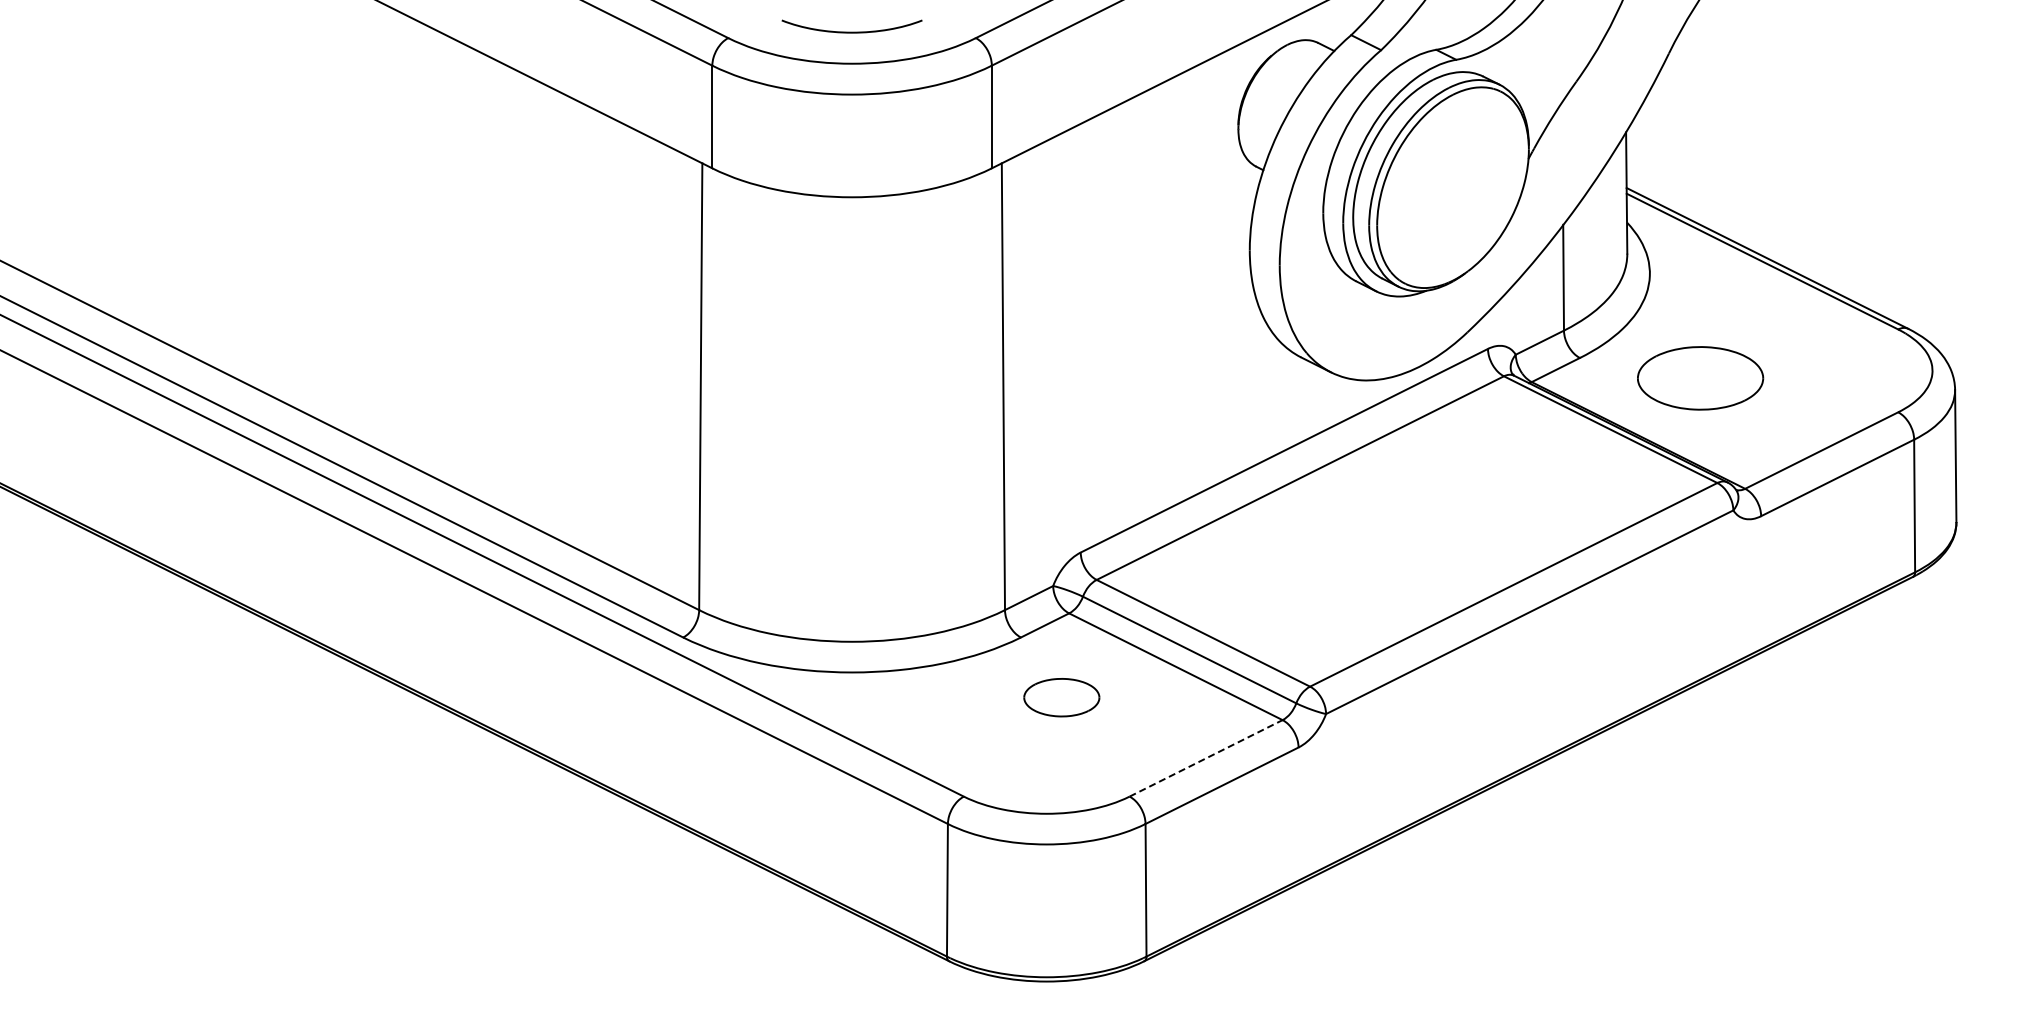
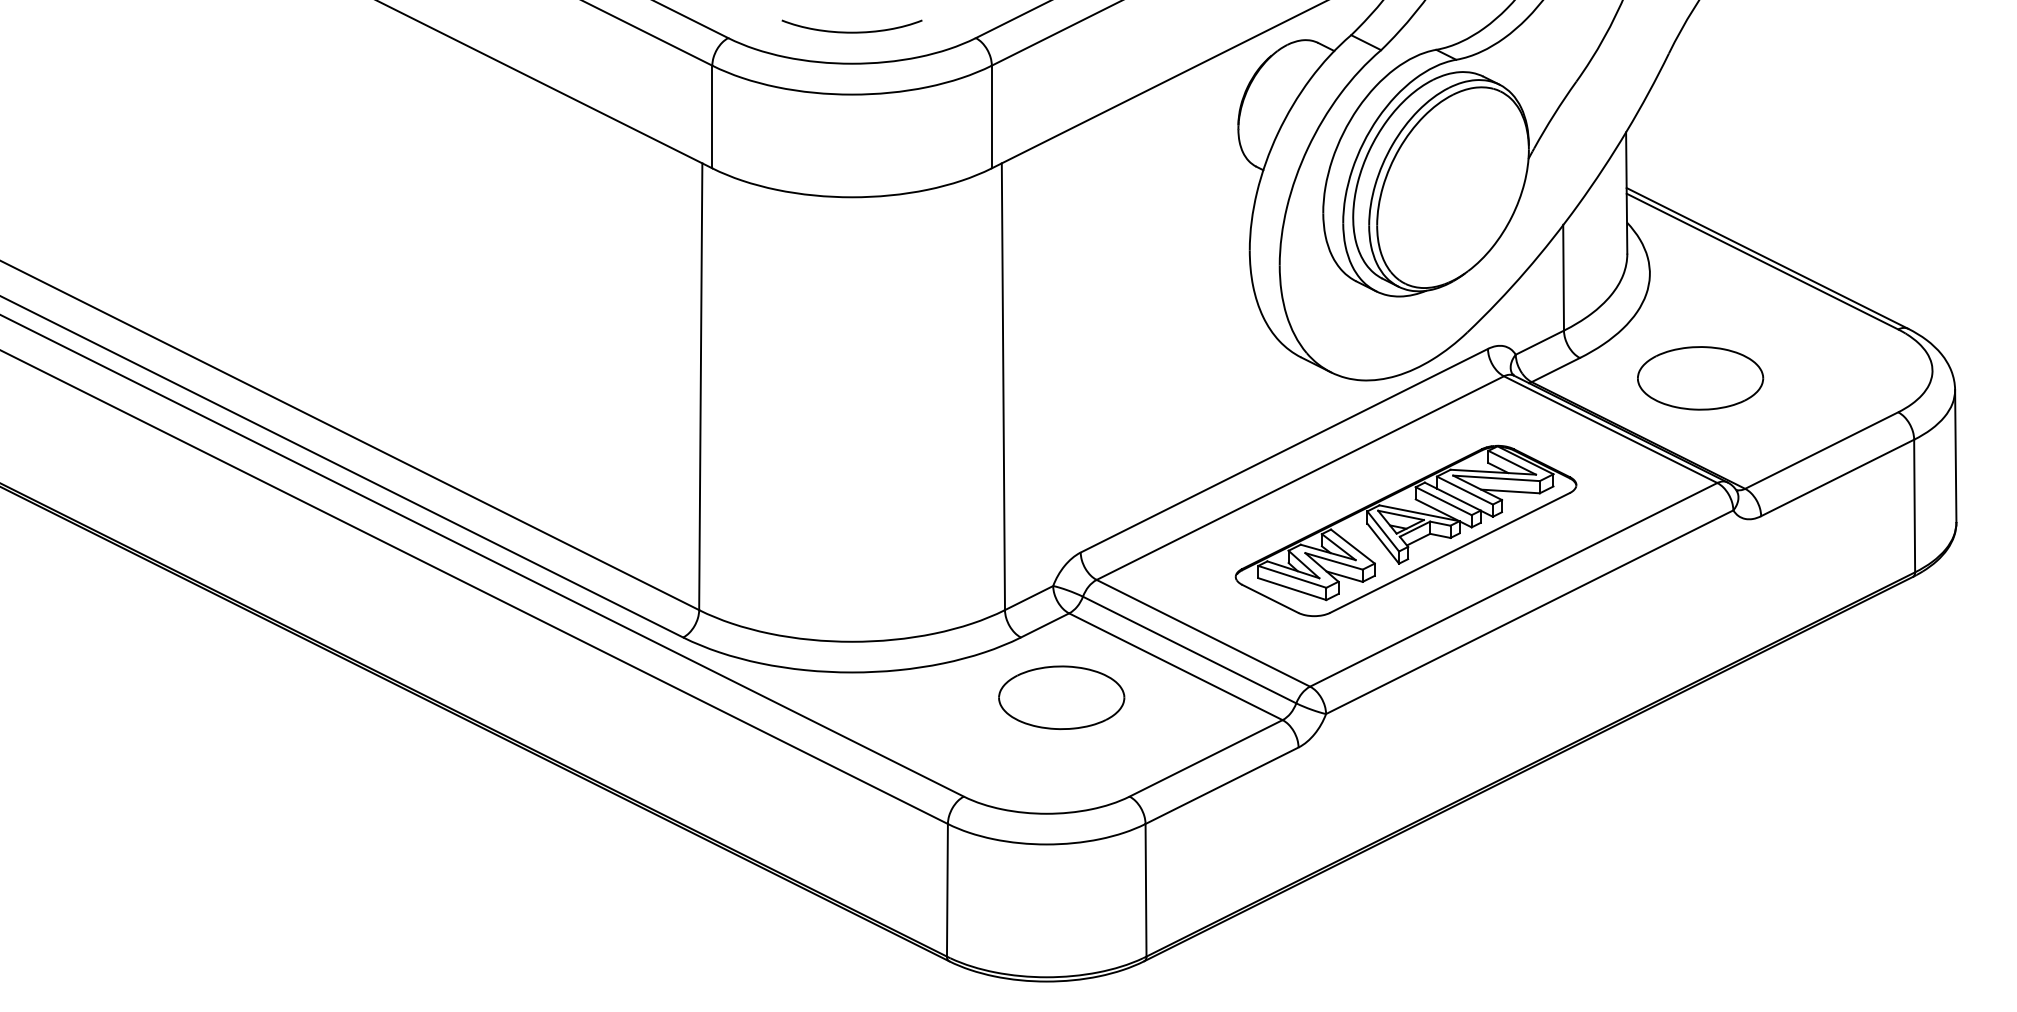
part: none -> present (1405, 530)
part size: 78x40 px -> 128x65 px (1061, 697)
line: dashed -> solid (1206, 758)
